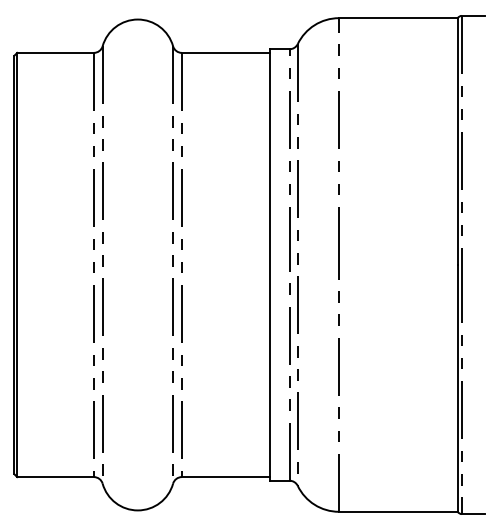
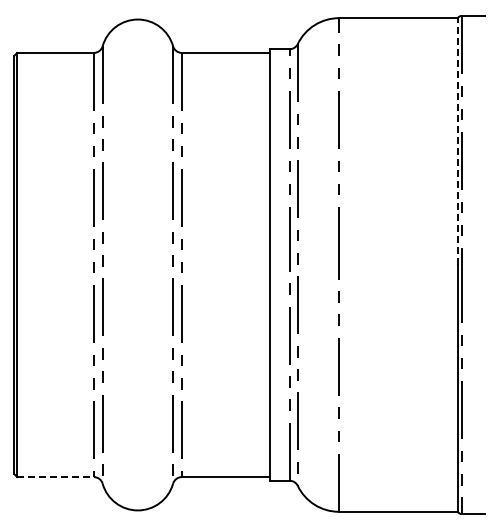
line: solid -> dashed (457, 141)
line: solid -> dashed (56, 477)
